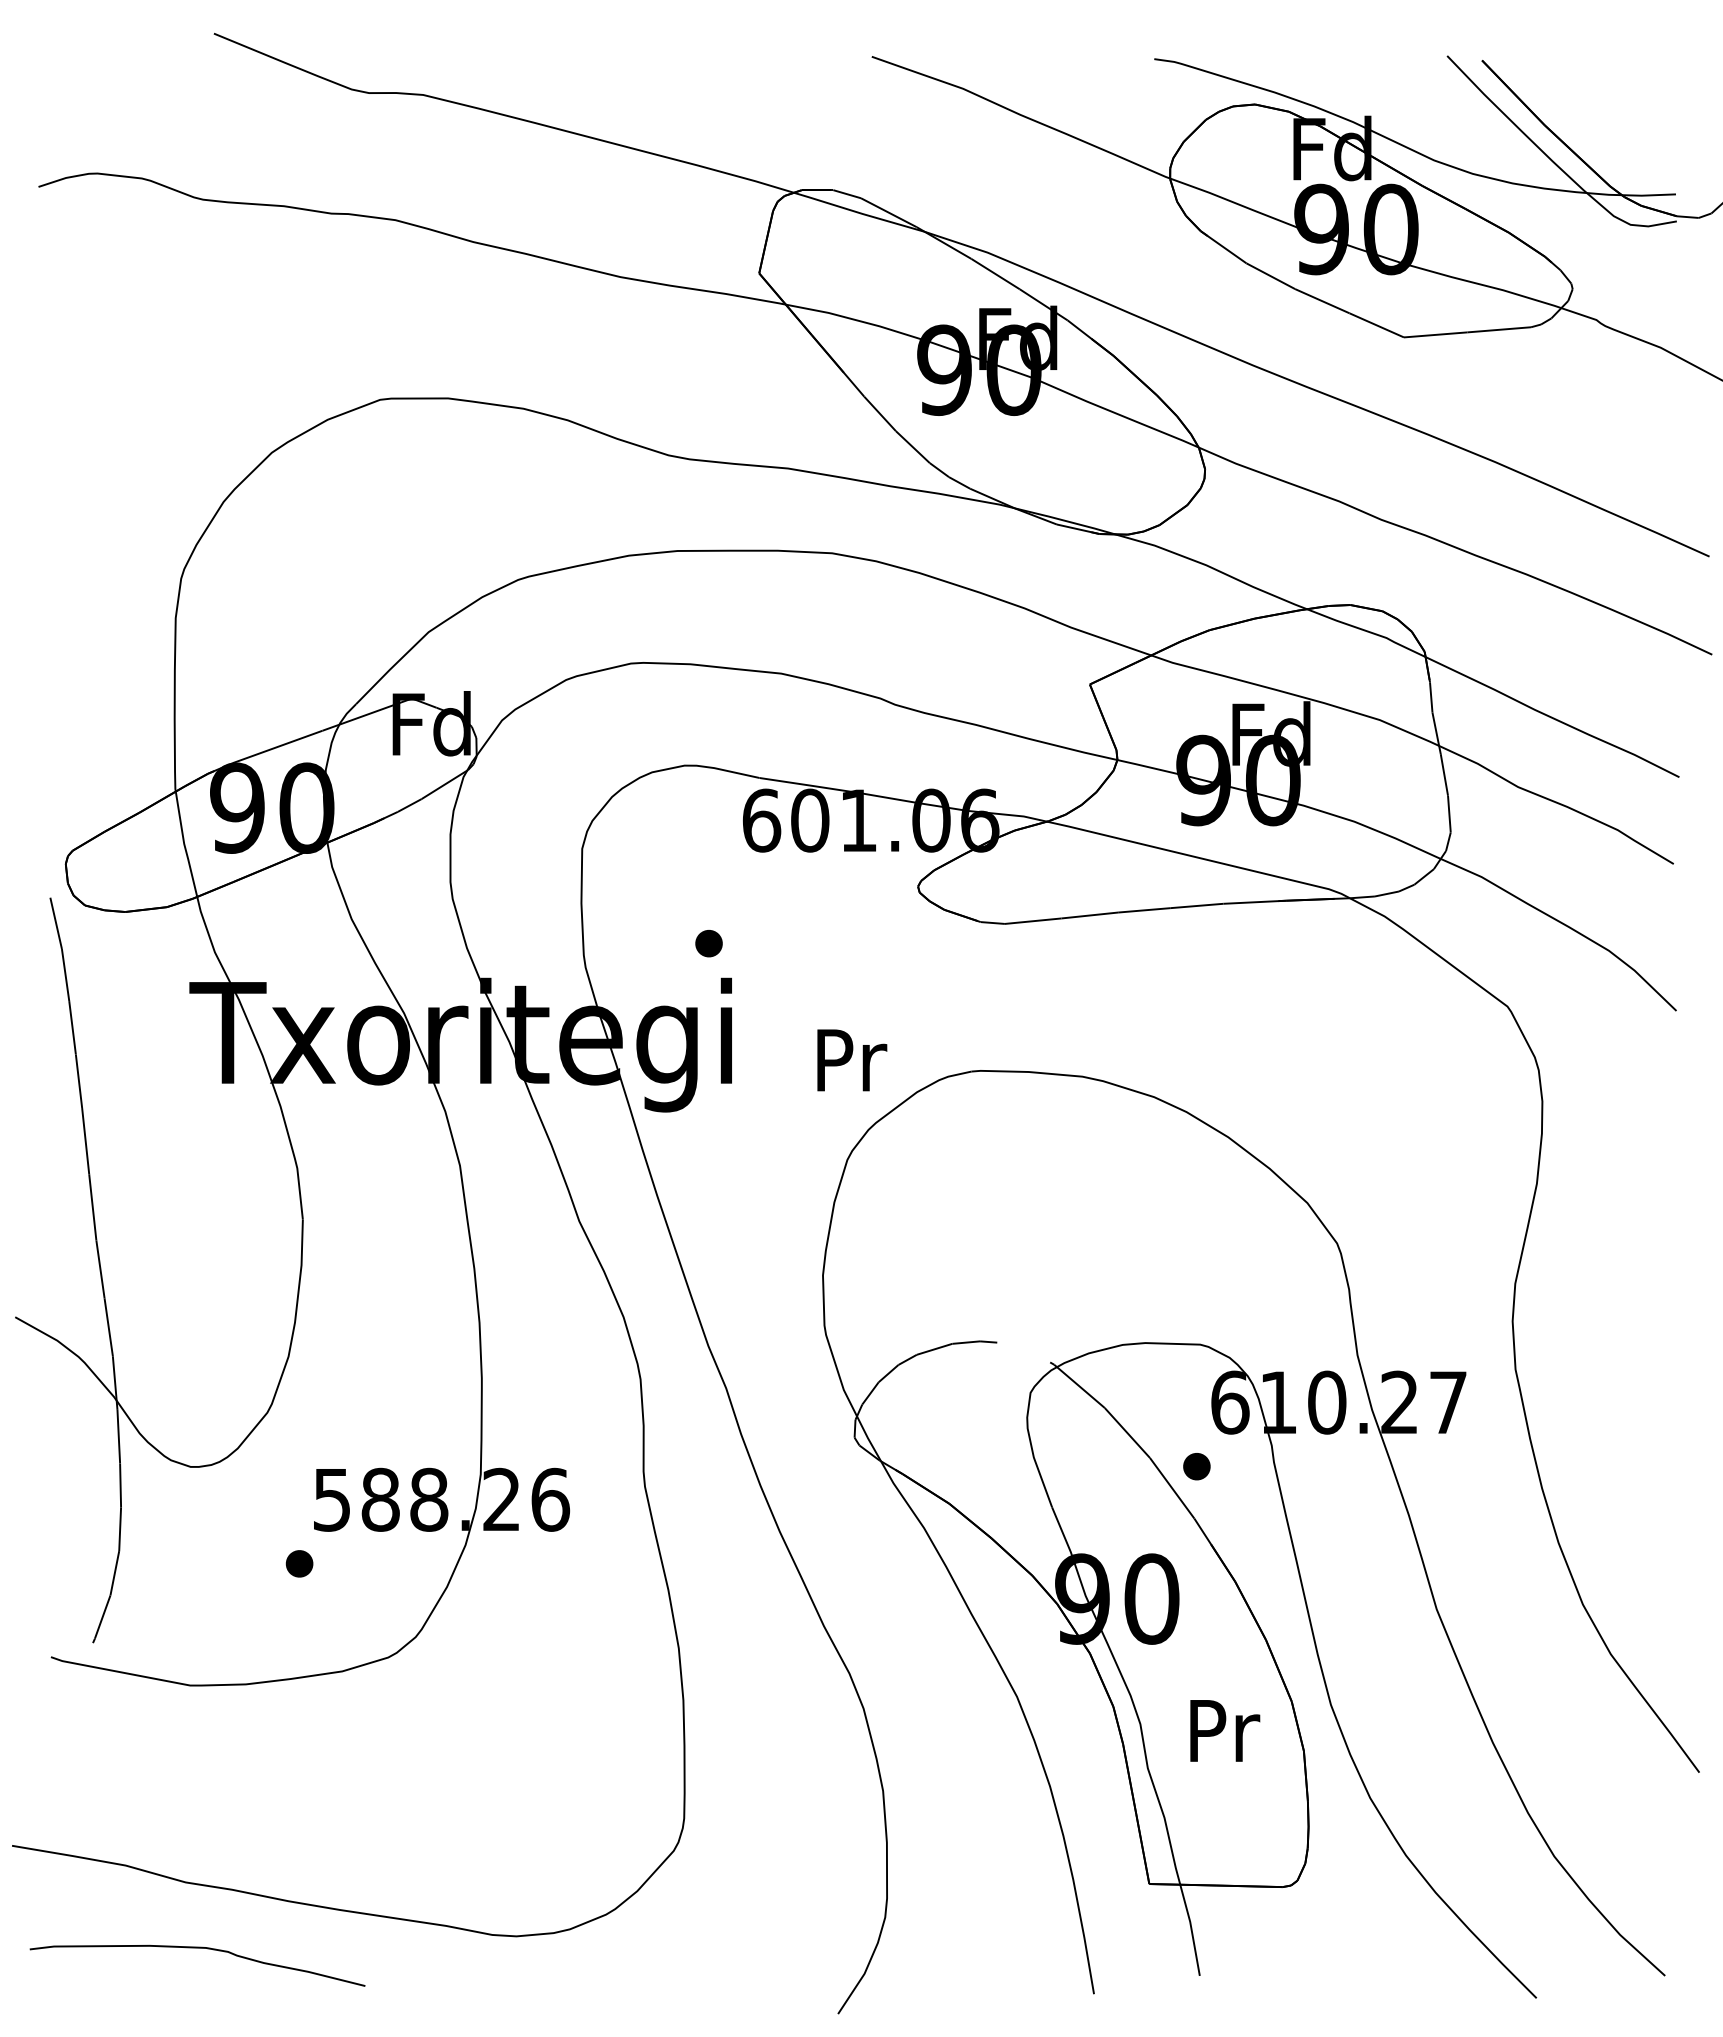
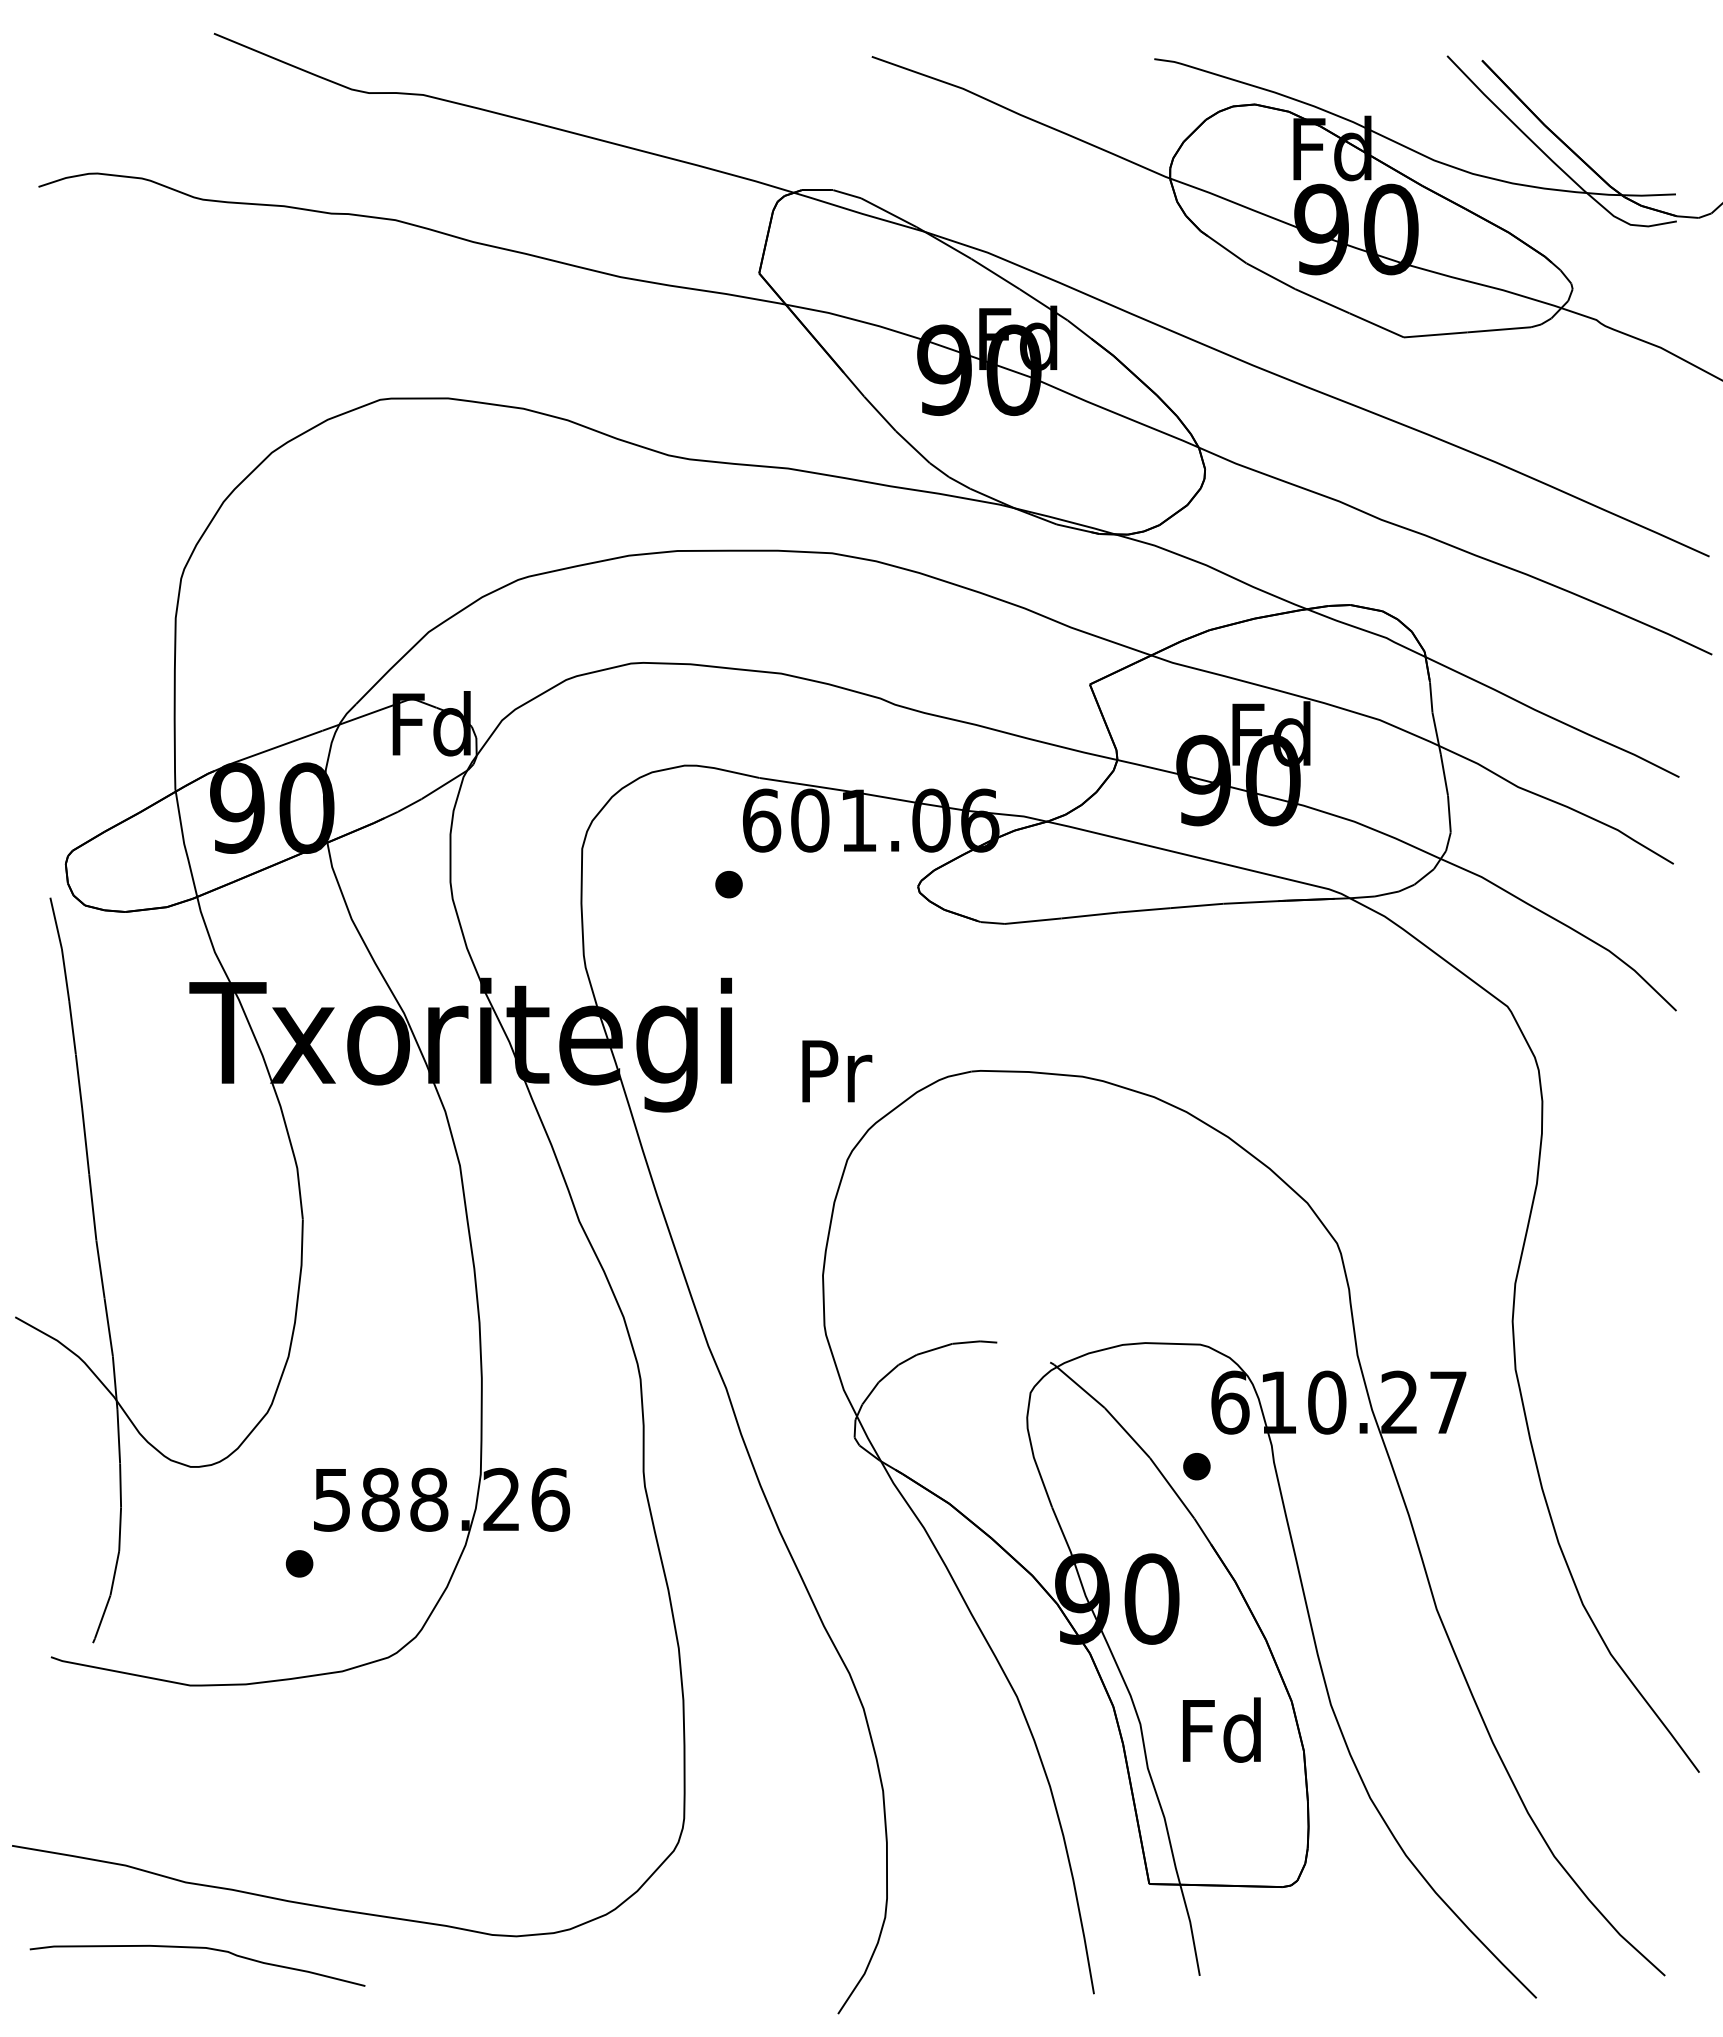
part position: (708, 943) -> (728, 884) (728, 884)
text position: (852, 1060) -> (837, 1071) (837, 1071)
text: Pr -> Fd (1221, 1729)
